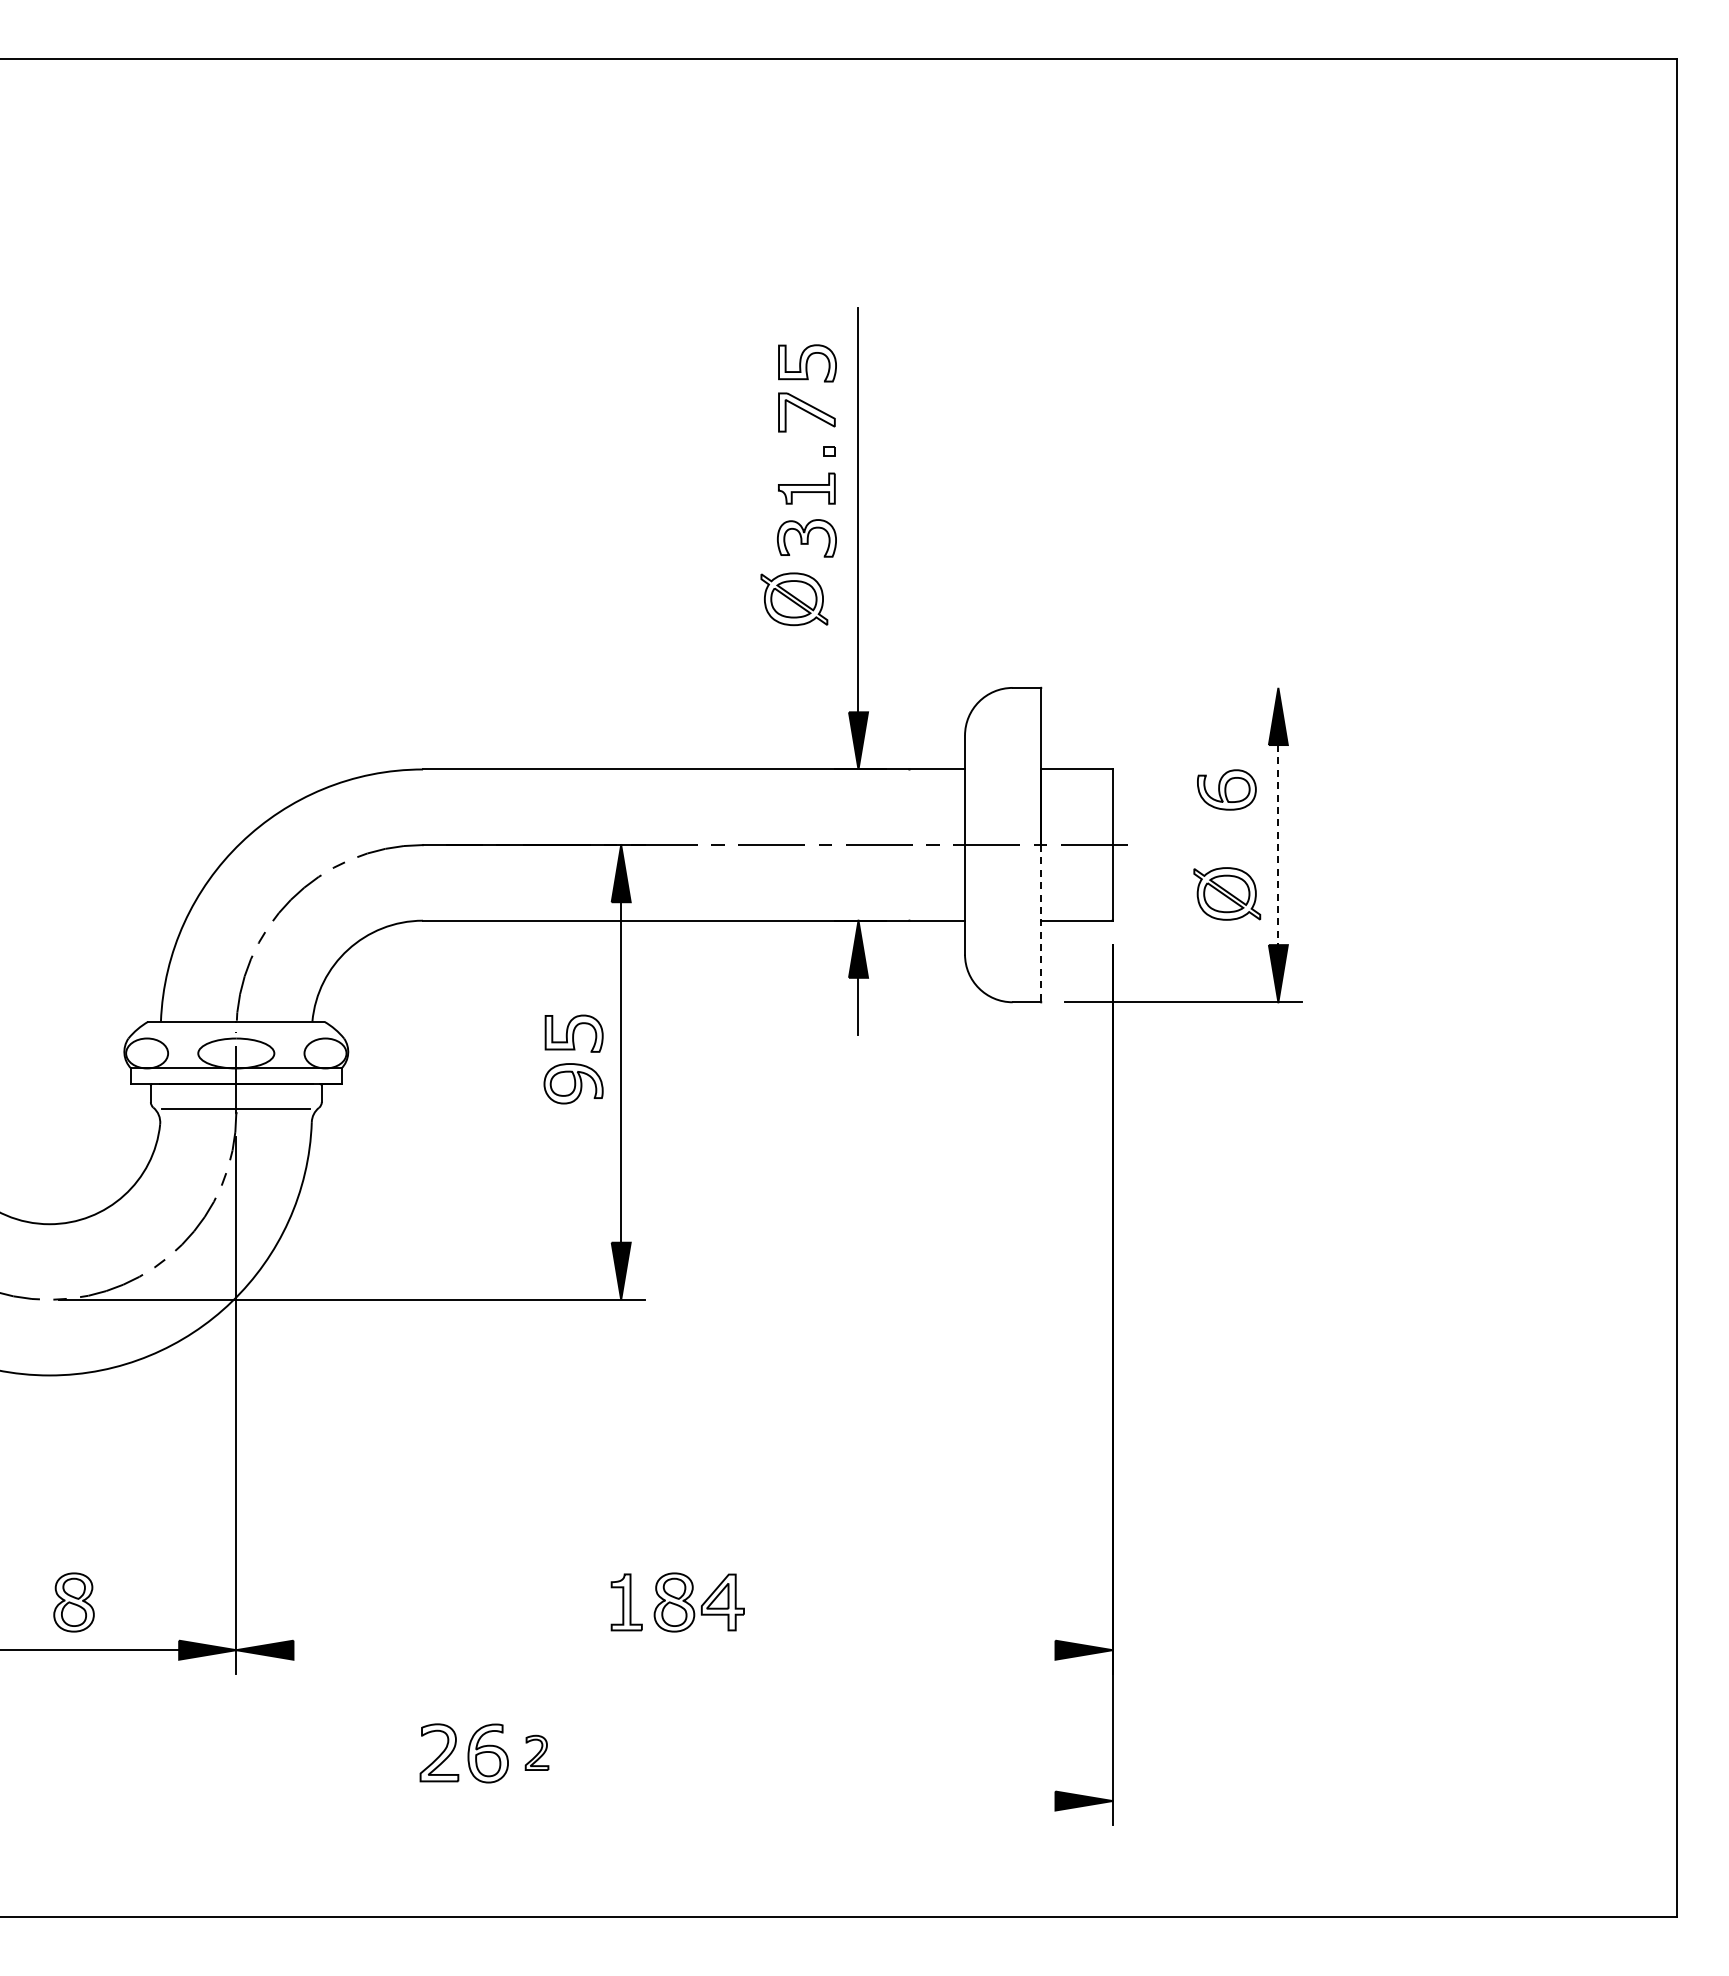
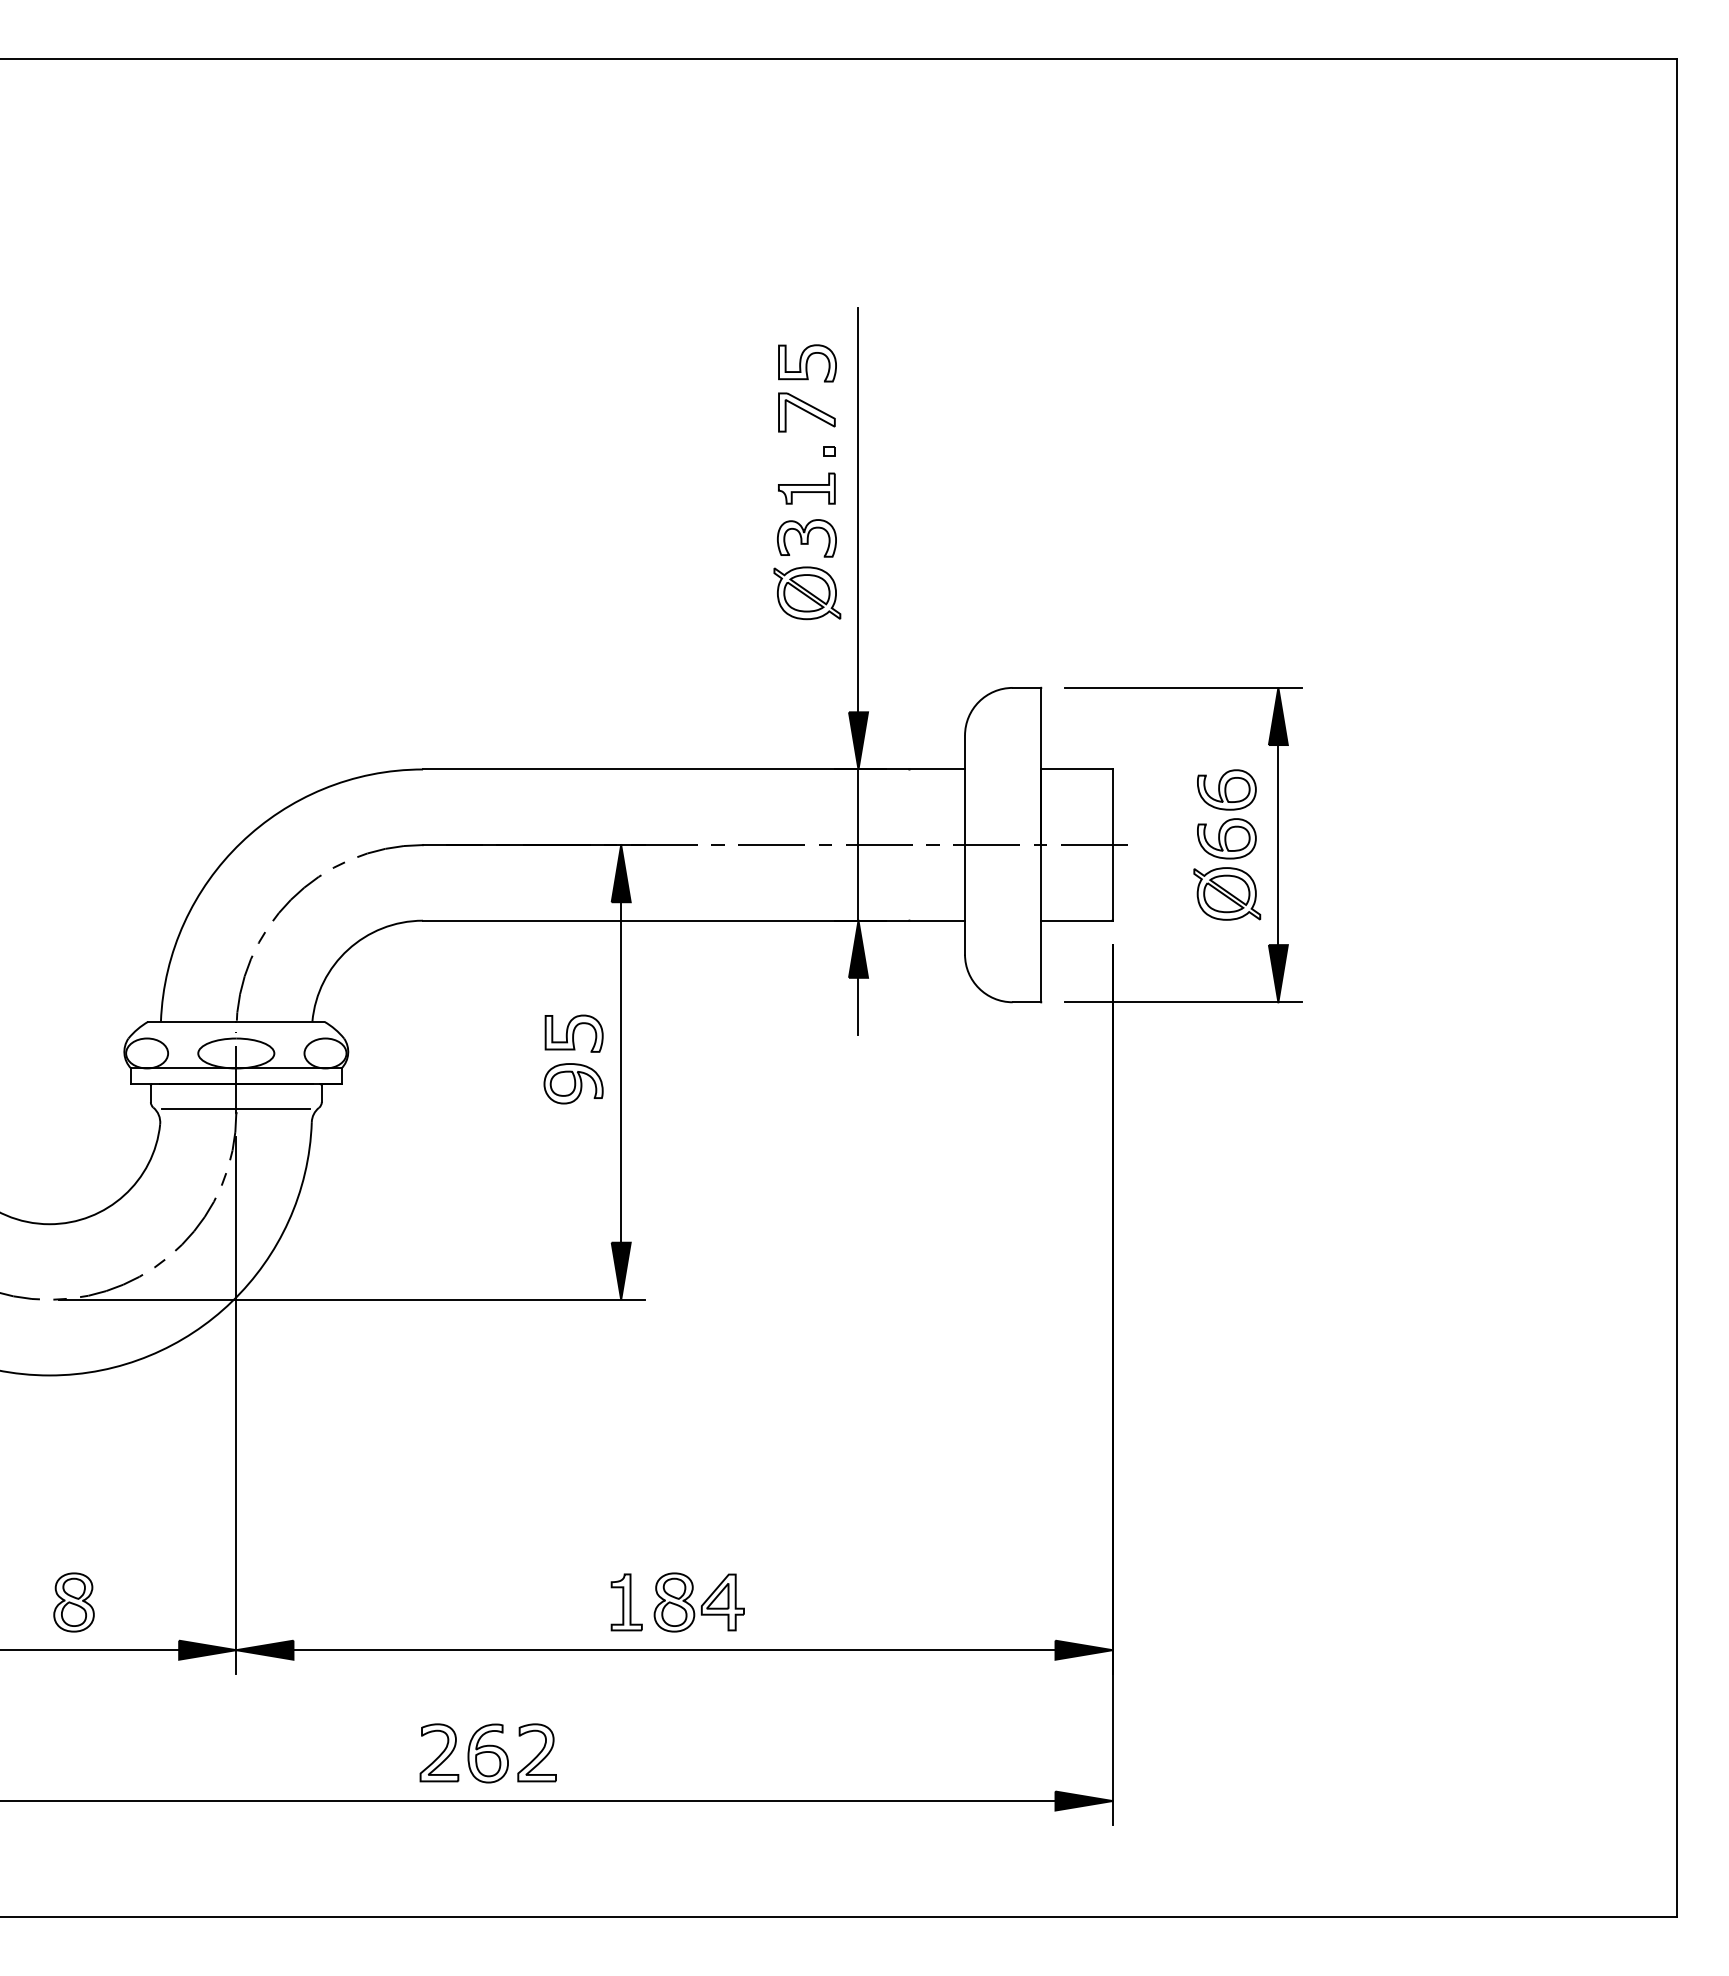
part position: (794, 599) -> (807, 593) (807, 593)
line: none -> present (1183, 687)
part: none -> present (1226, 838)
line: none -> present (858, 844)
line: dashed -> solid (1278, 845)
line: dashed -> solid (1041, 923)
line: none -> present (674, 1650)
part size: 26x37 px -> 40x60 px (536, 1752)
line: none -> present (528, 1801)
